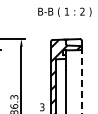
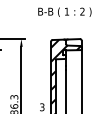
line: dashed -> solid (81, 81)
